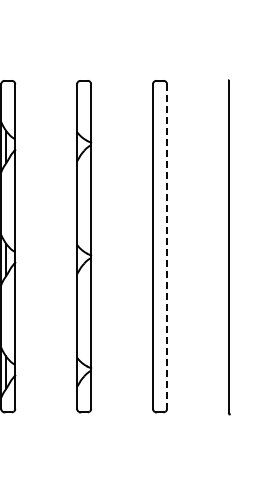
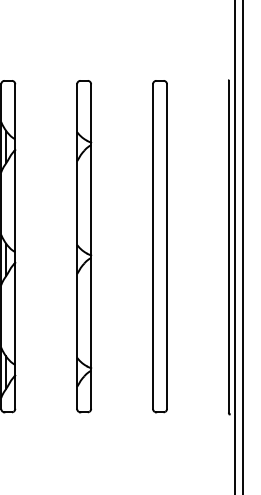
line: none -> present (234, 246)
line: none -> present (243, 246)
line: dashed -> solid (167, 247)
